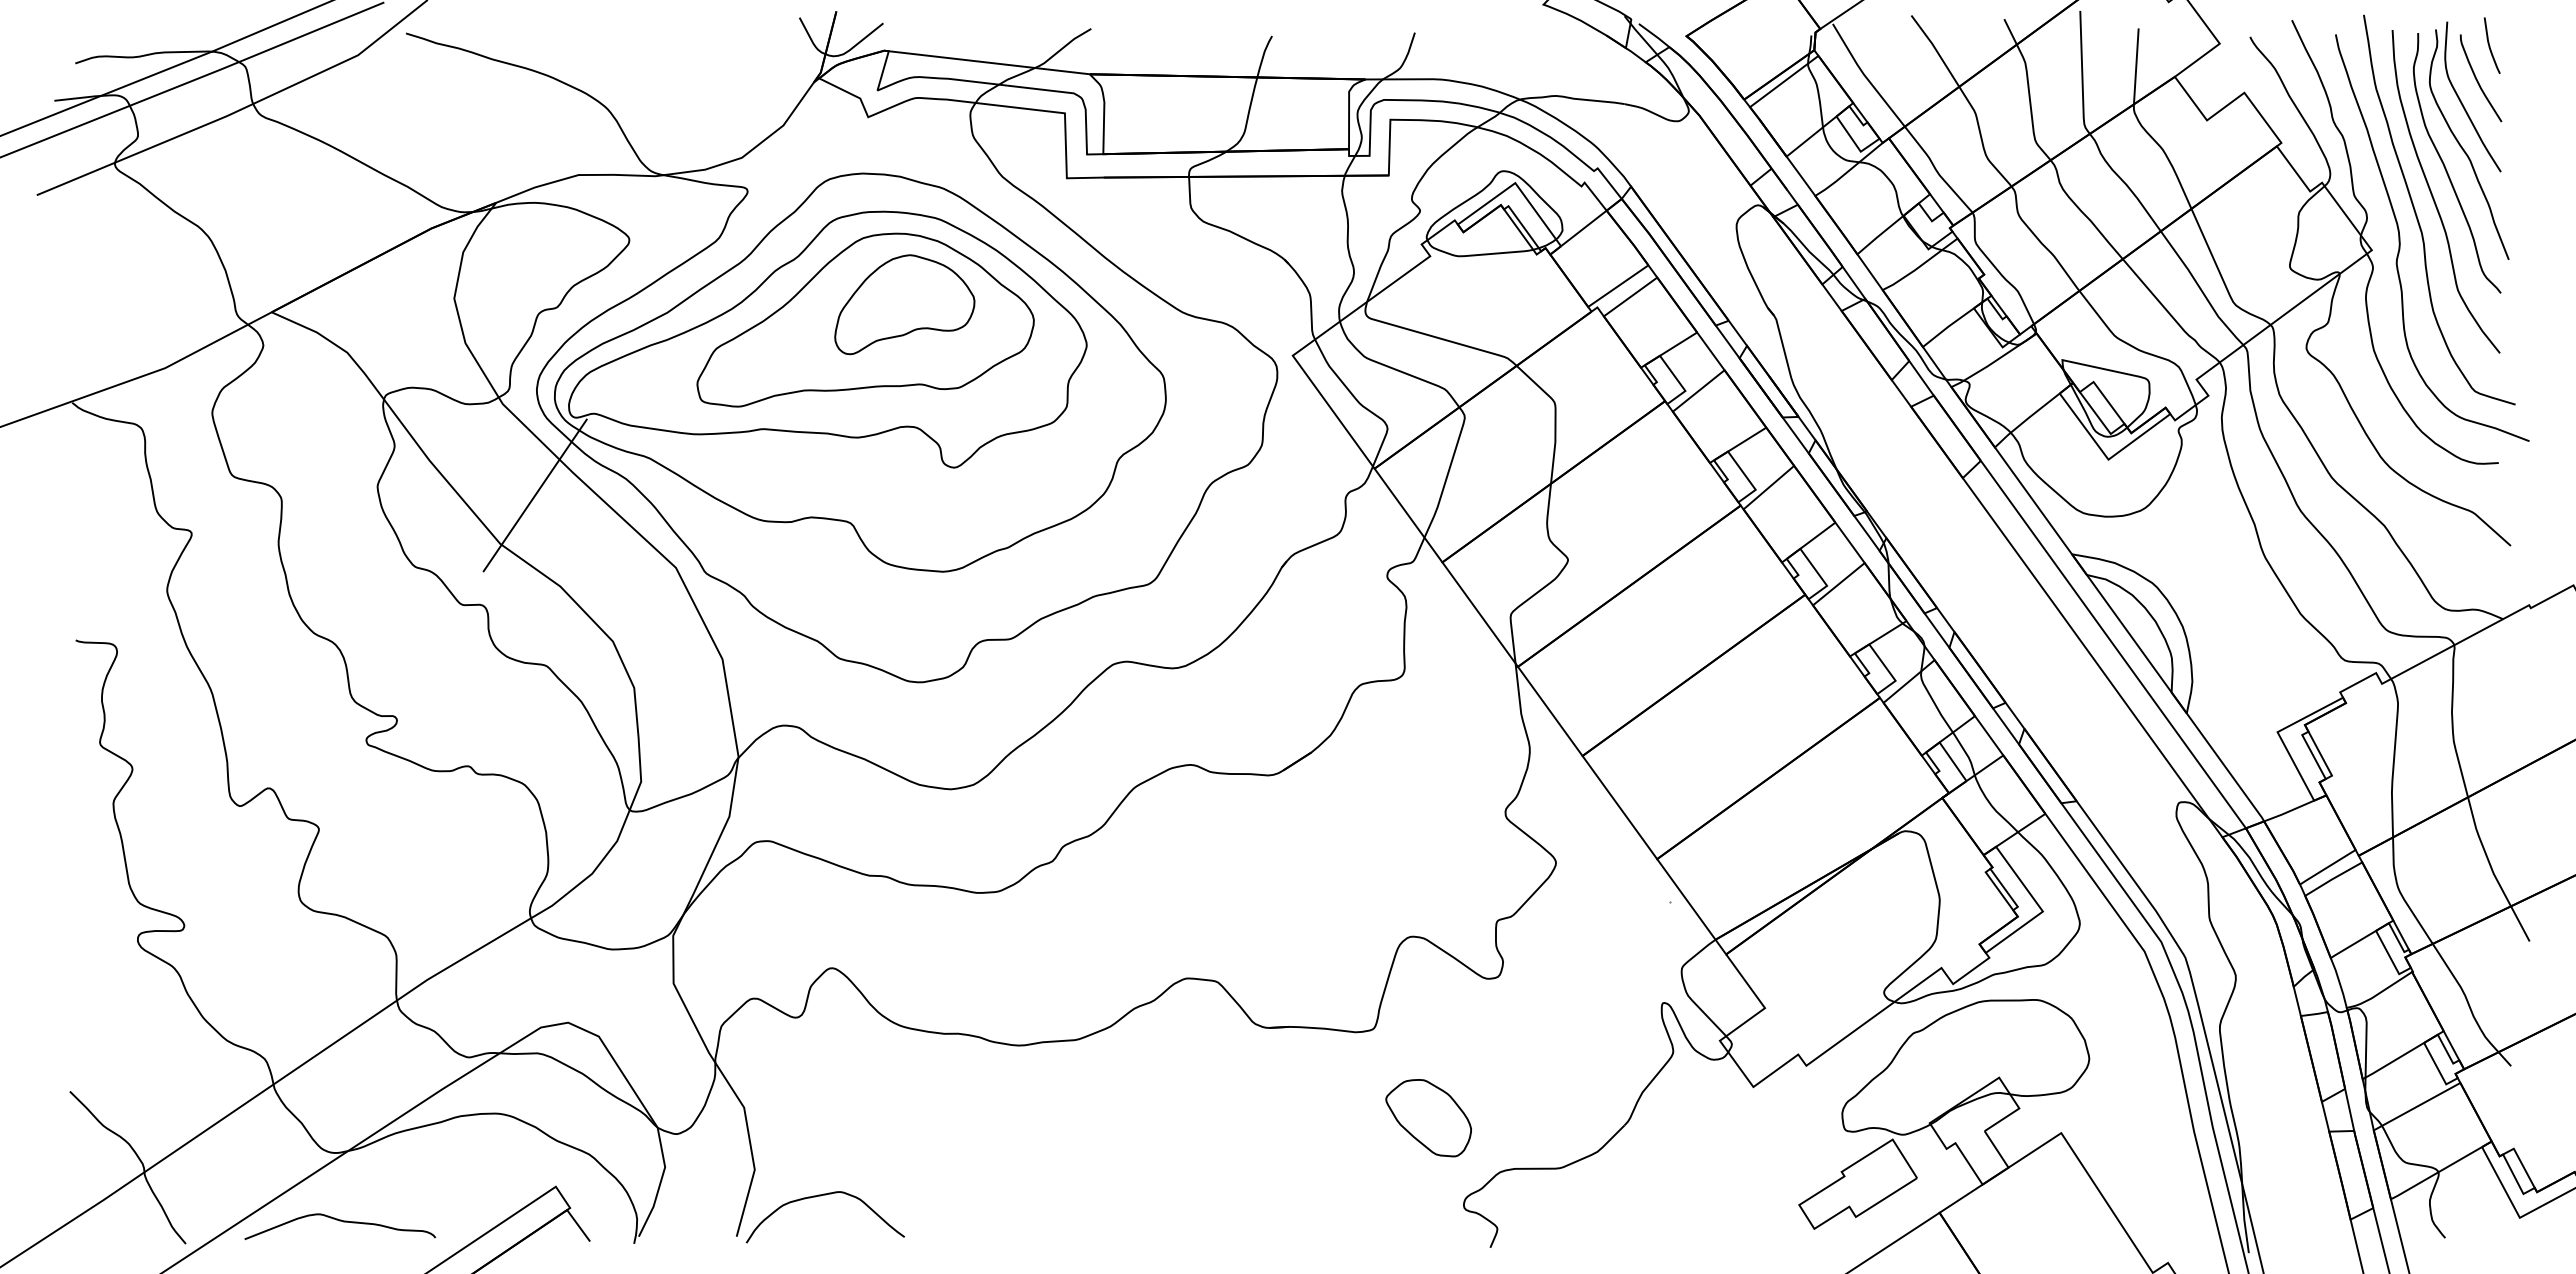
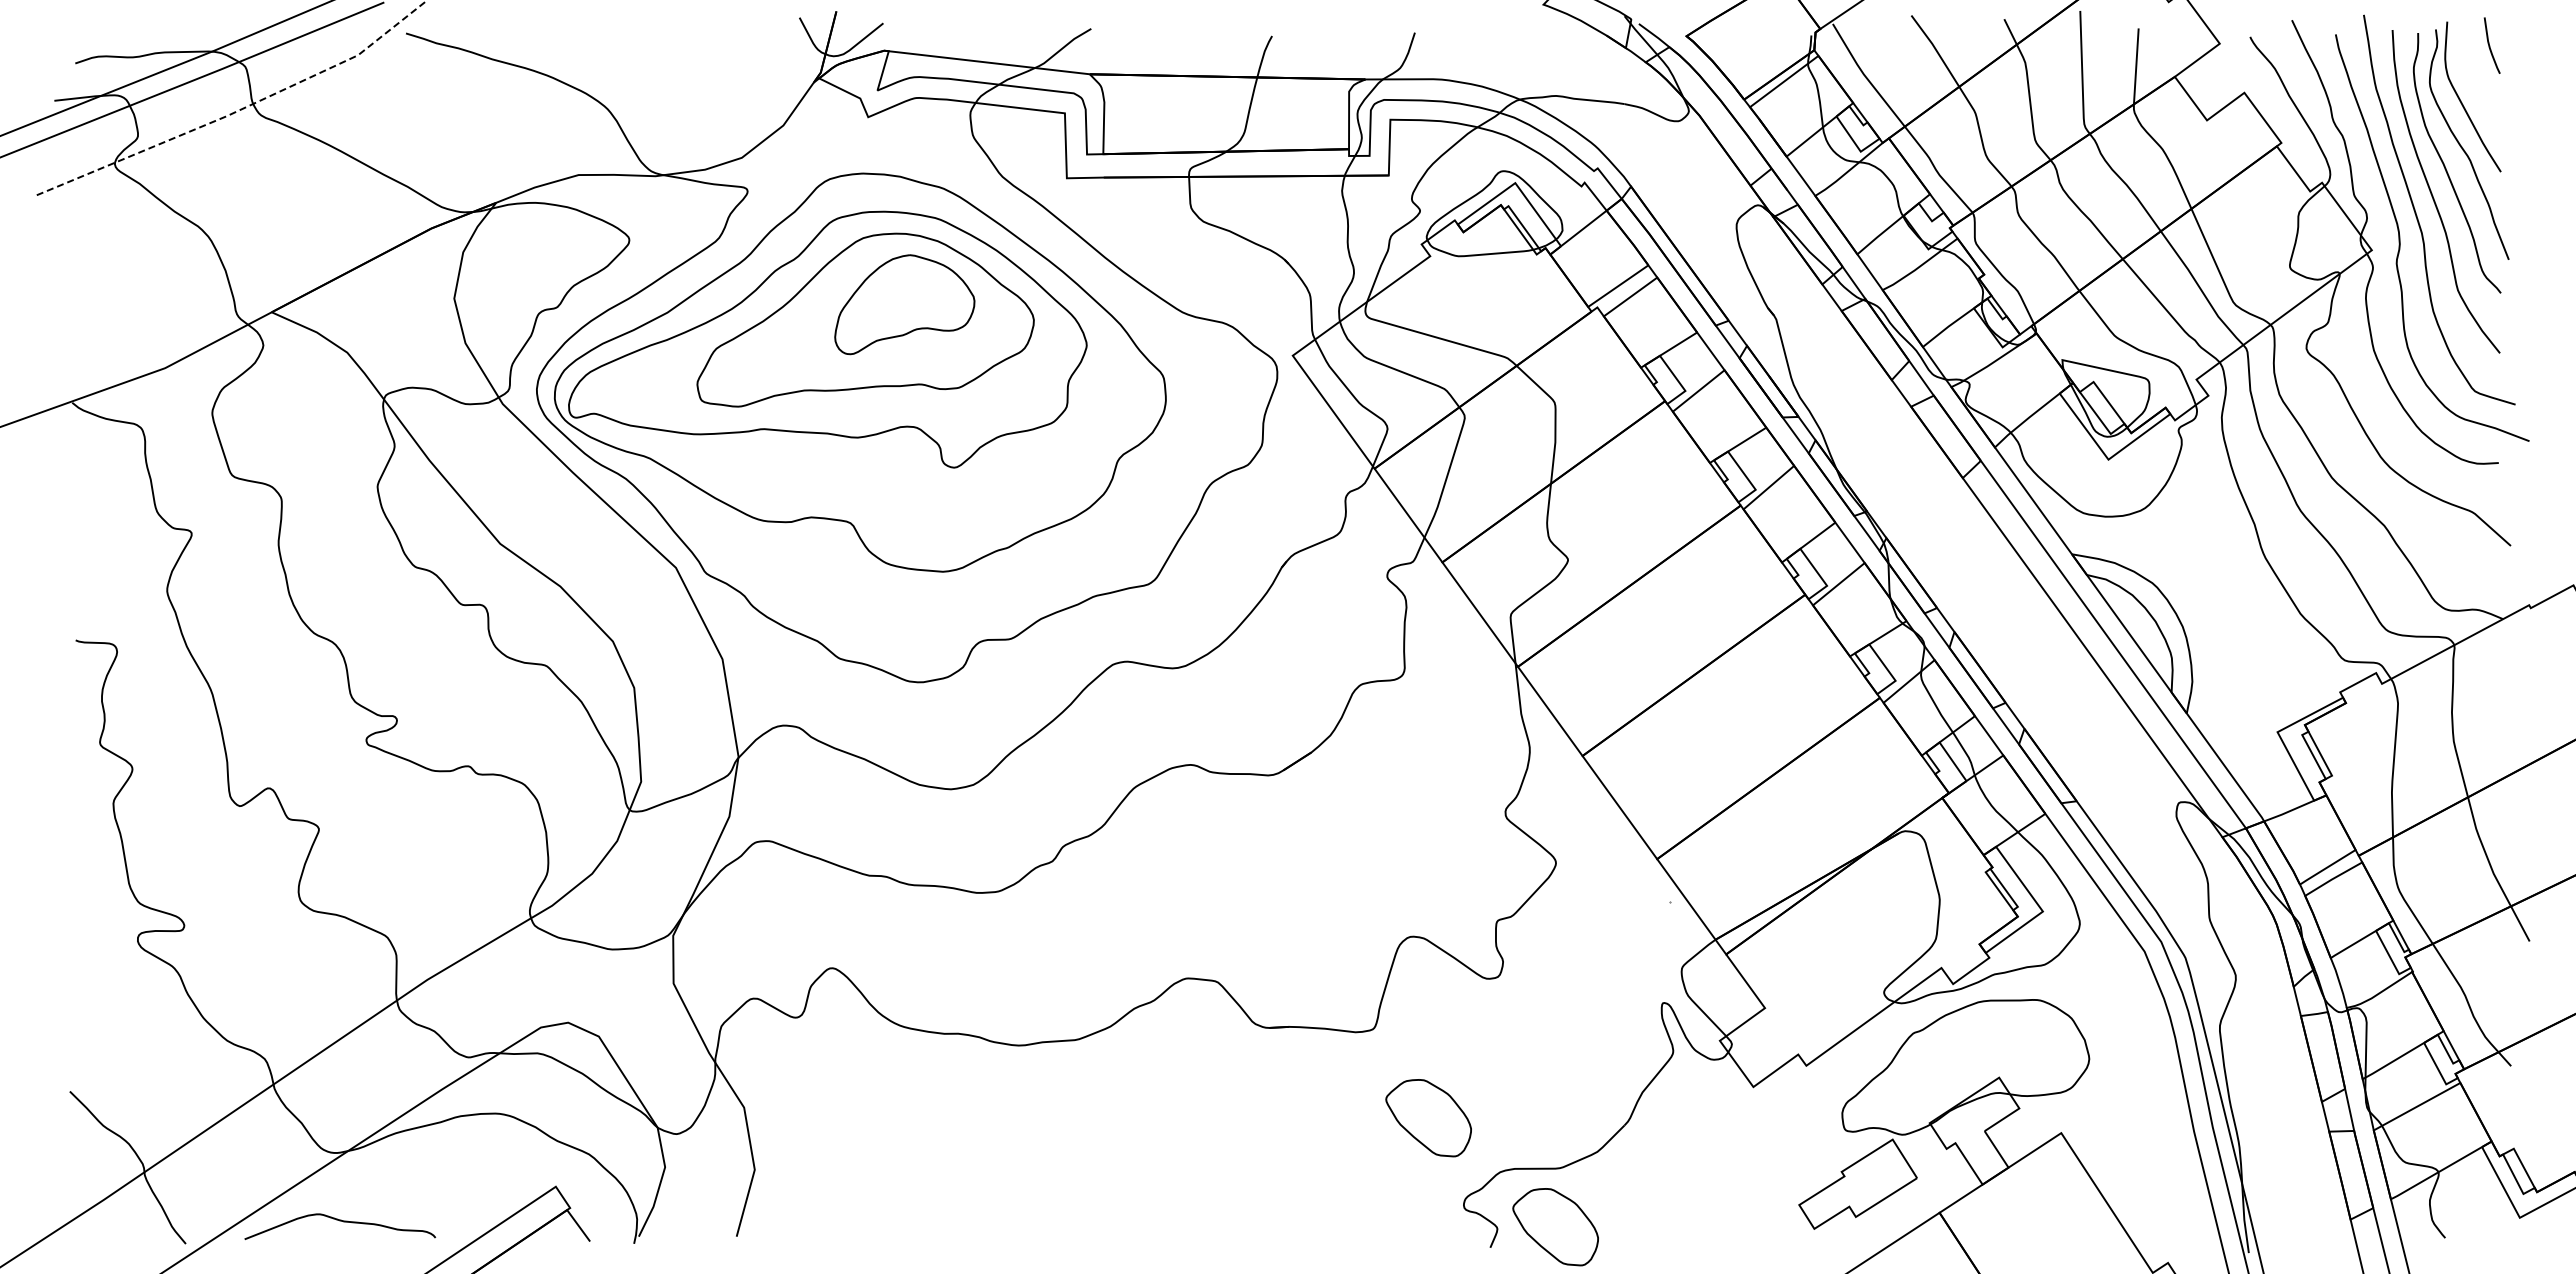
curve: present -> none (2478, 80)
line: solid -> dashed (239, 110)
line: present -> none (534, 495)
curve: present -> none (821, 1196)
part: none -> present (1555, 1227)
